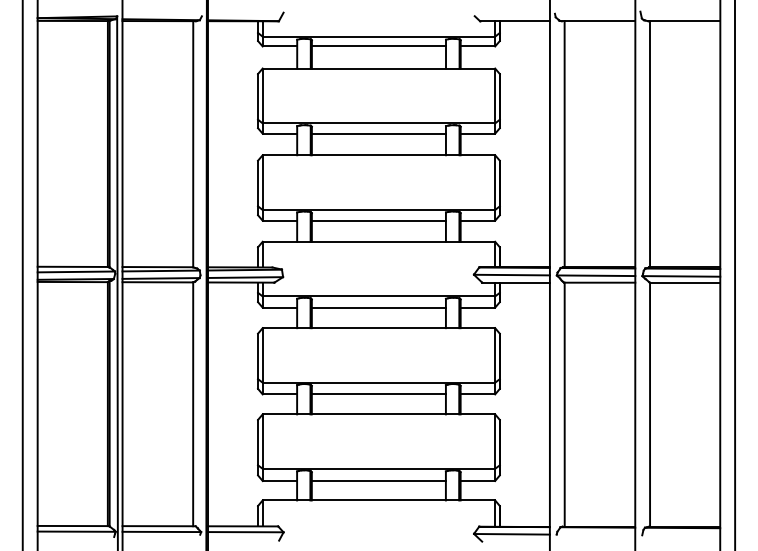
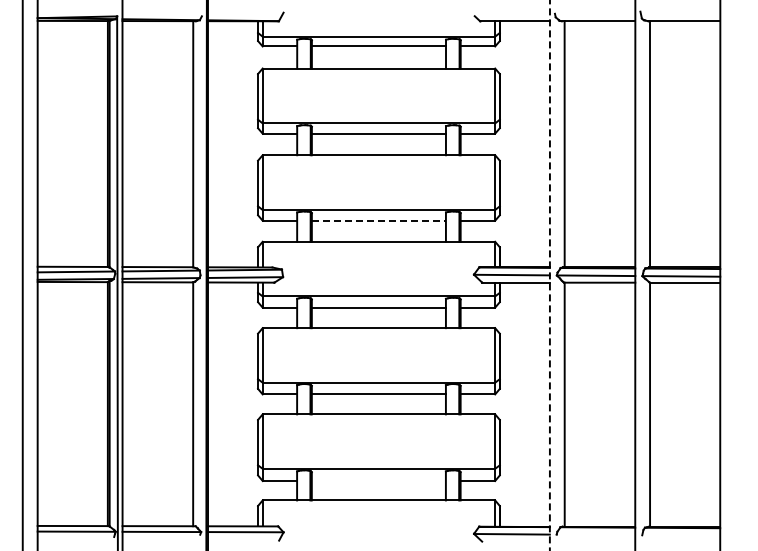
line: solid -> dashed (379, 220)
line: present -> none (734, 274)
line: solid -> dashed (549, 275)
line: present -> none (378, 480)
